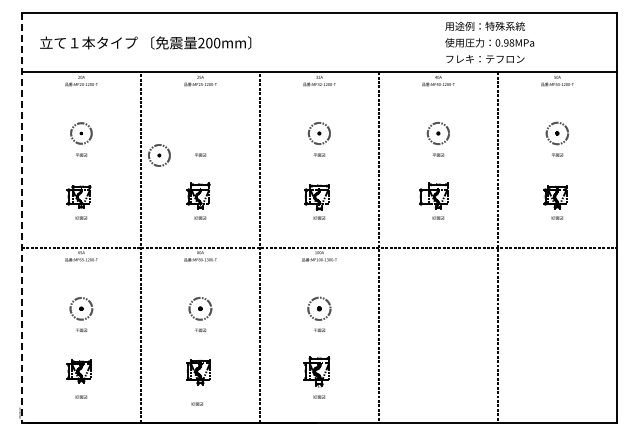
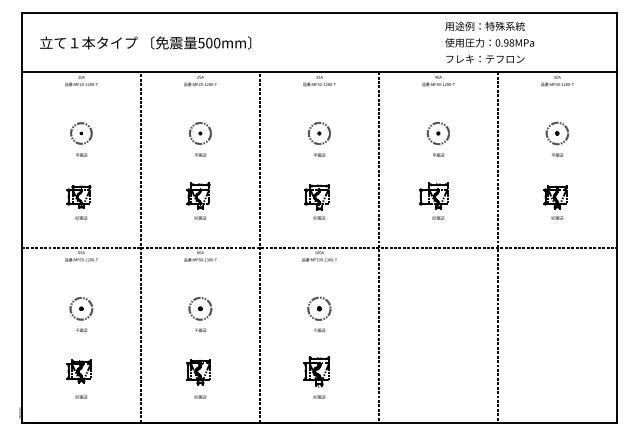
text: 200mm -> 500mm (201, 42)
part position: (159, 155) -> (200, 133) (200, 133)
line: dashed -> solid (21, 218)
text position: (197, 403) -> (200, 396) (200, 396)
